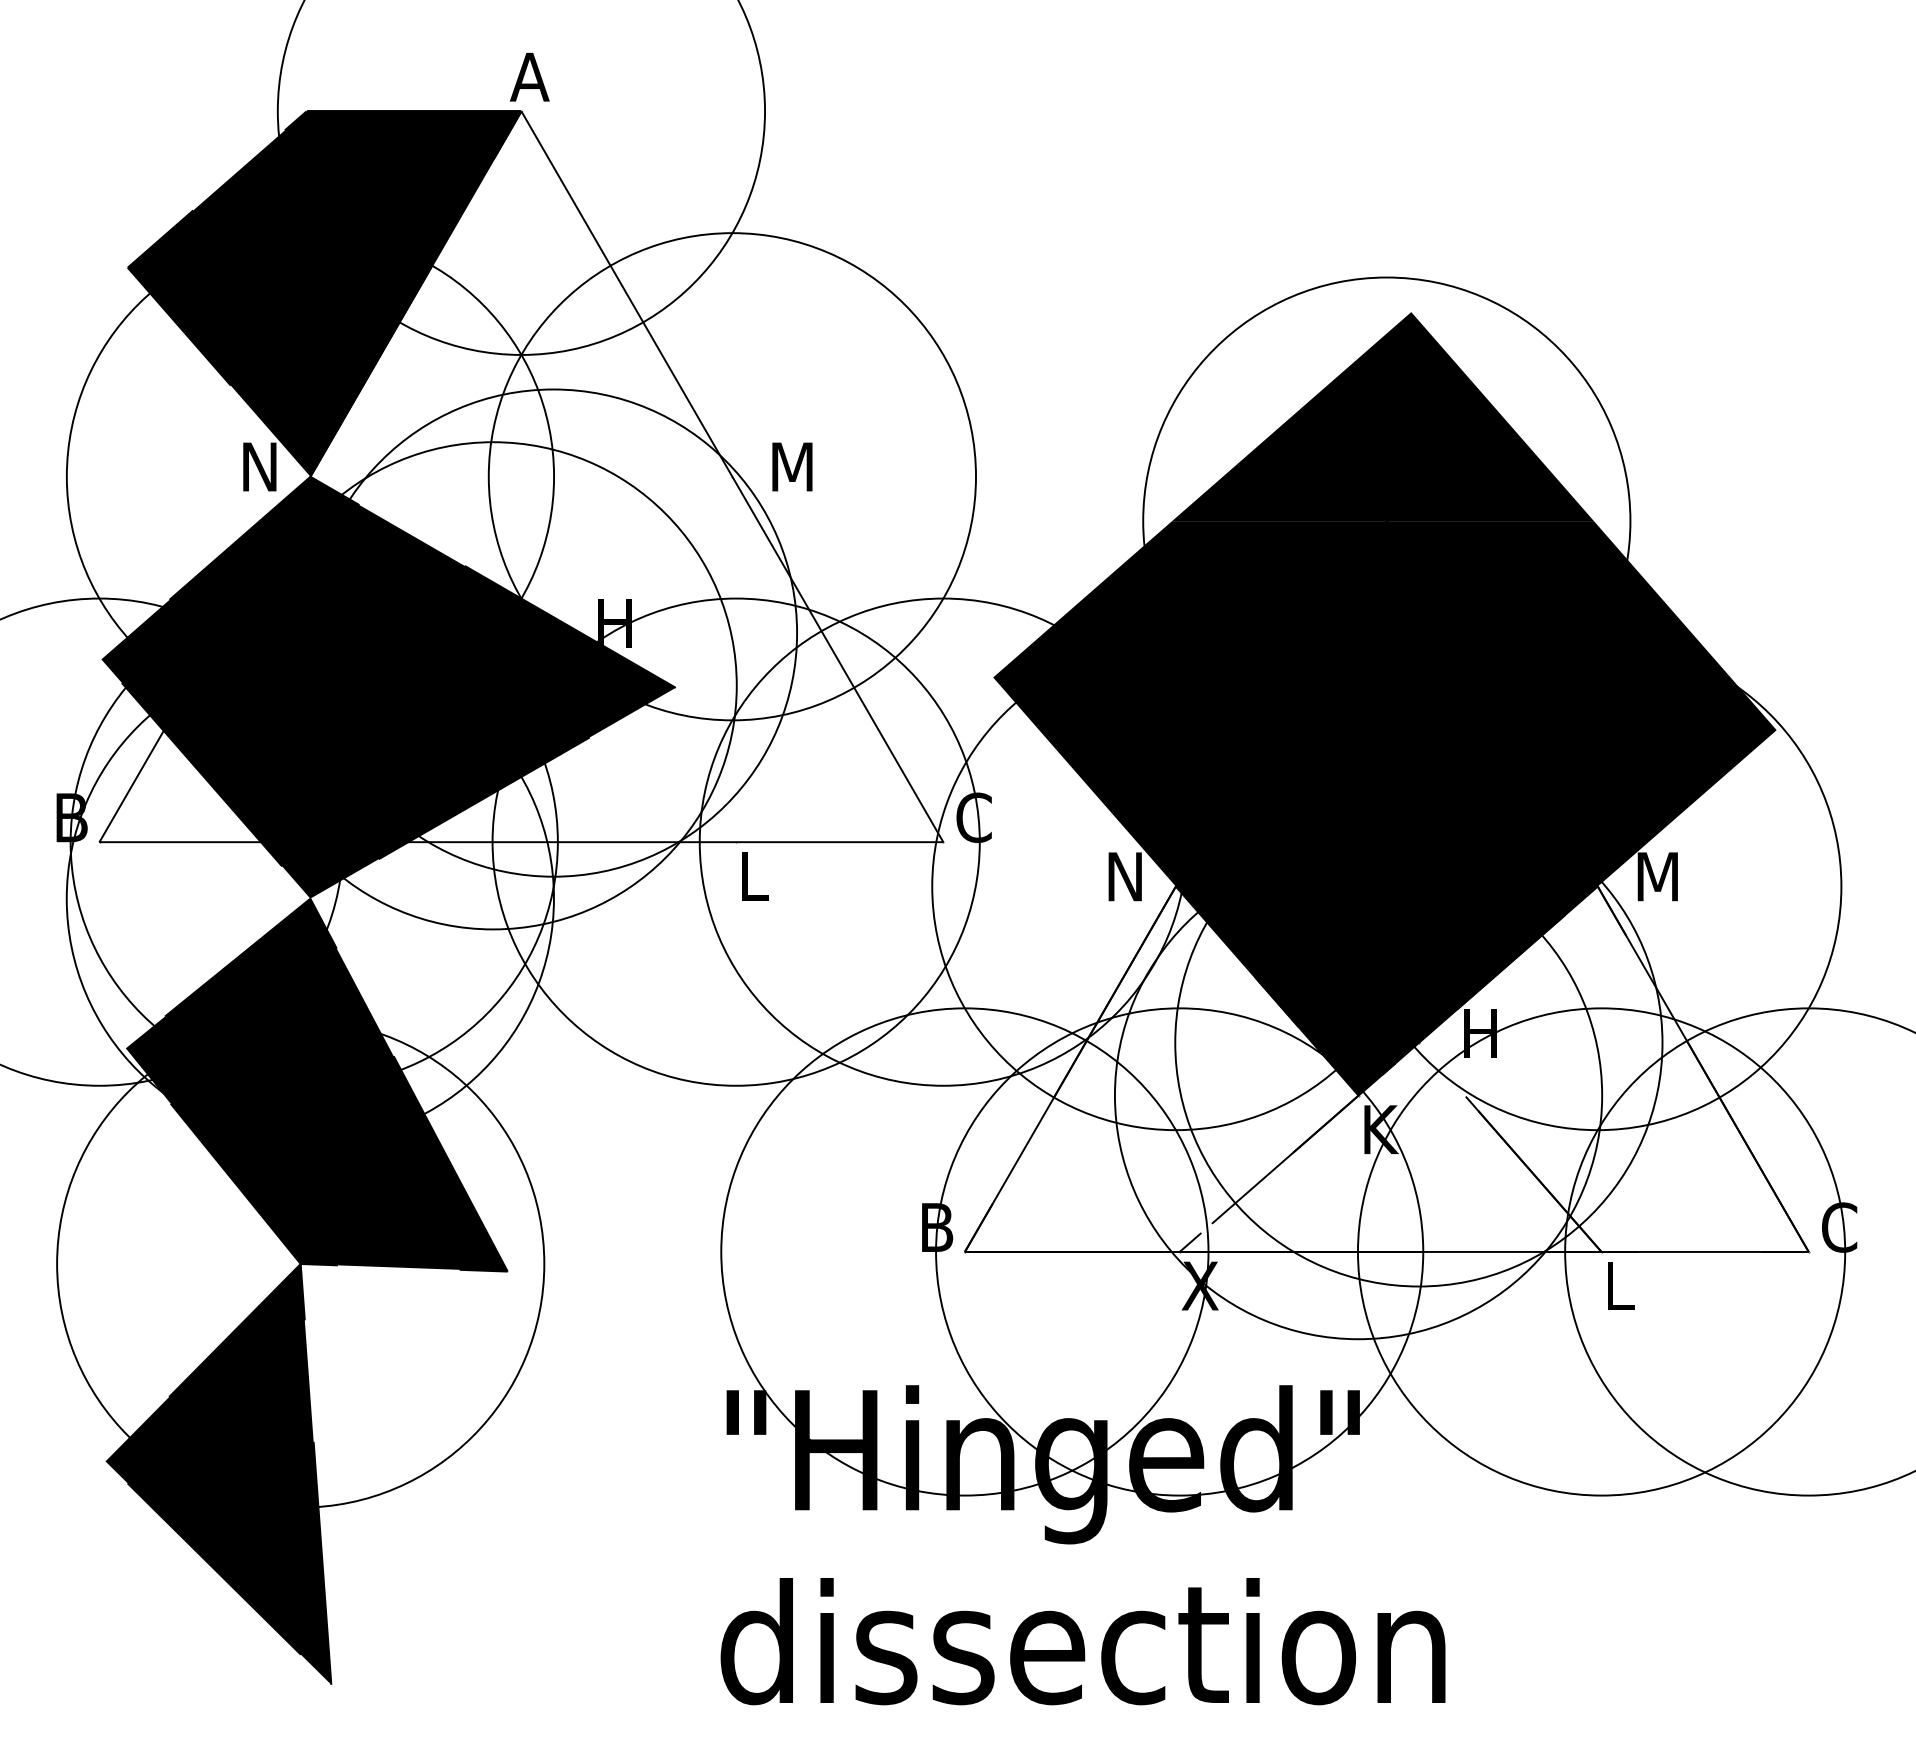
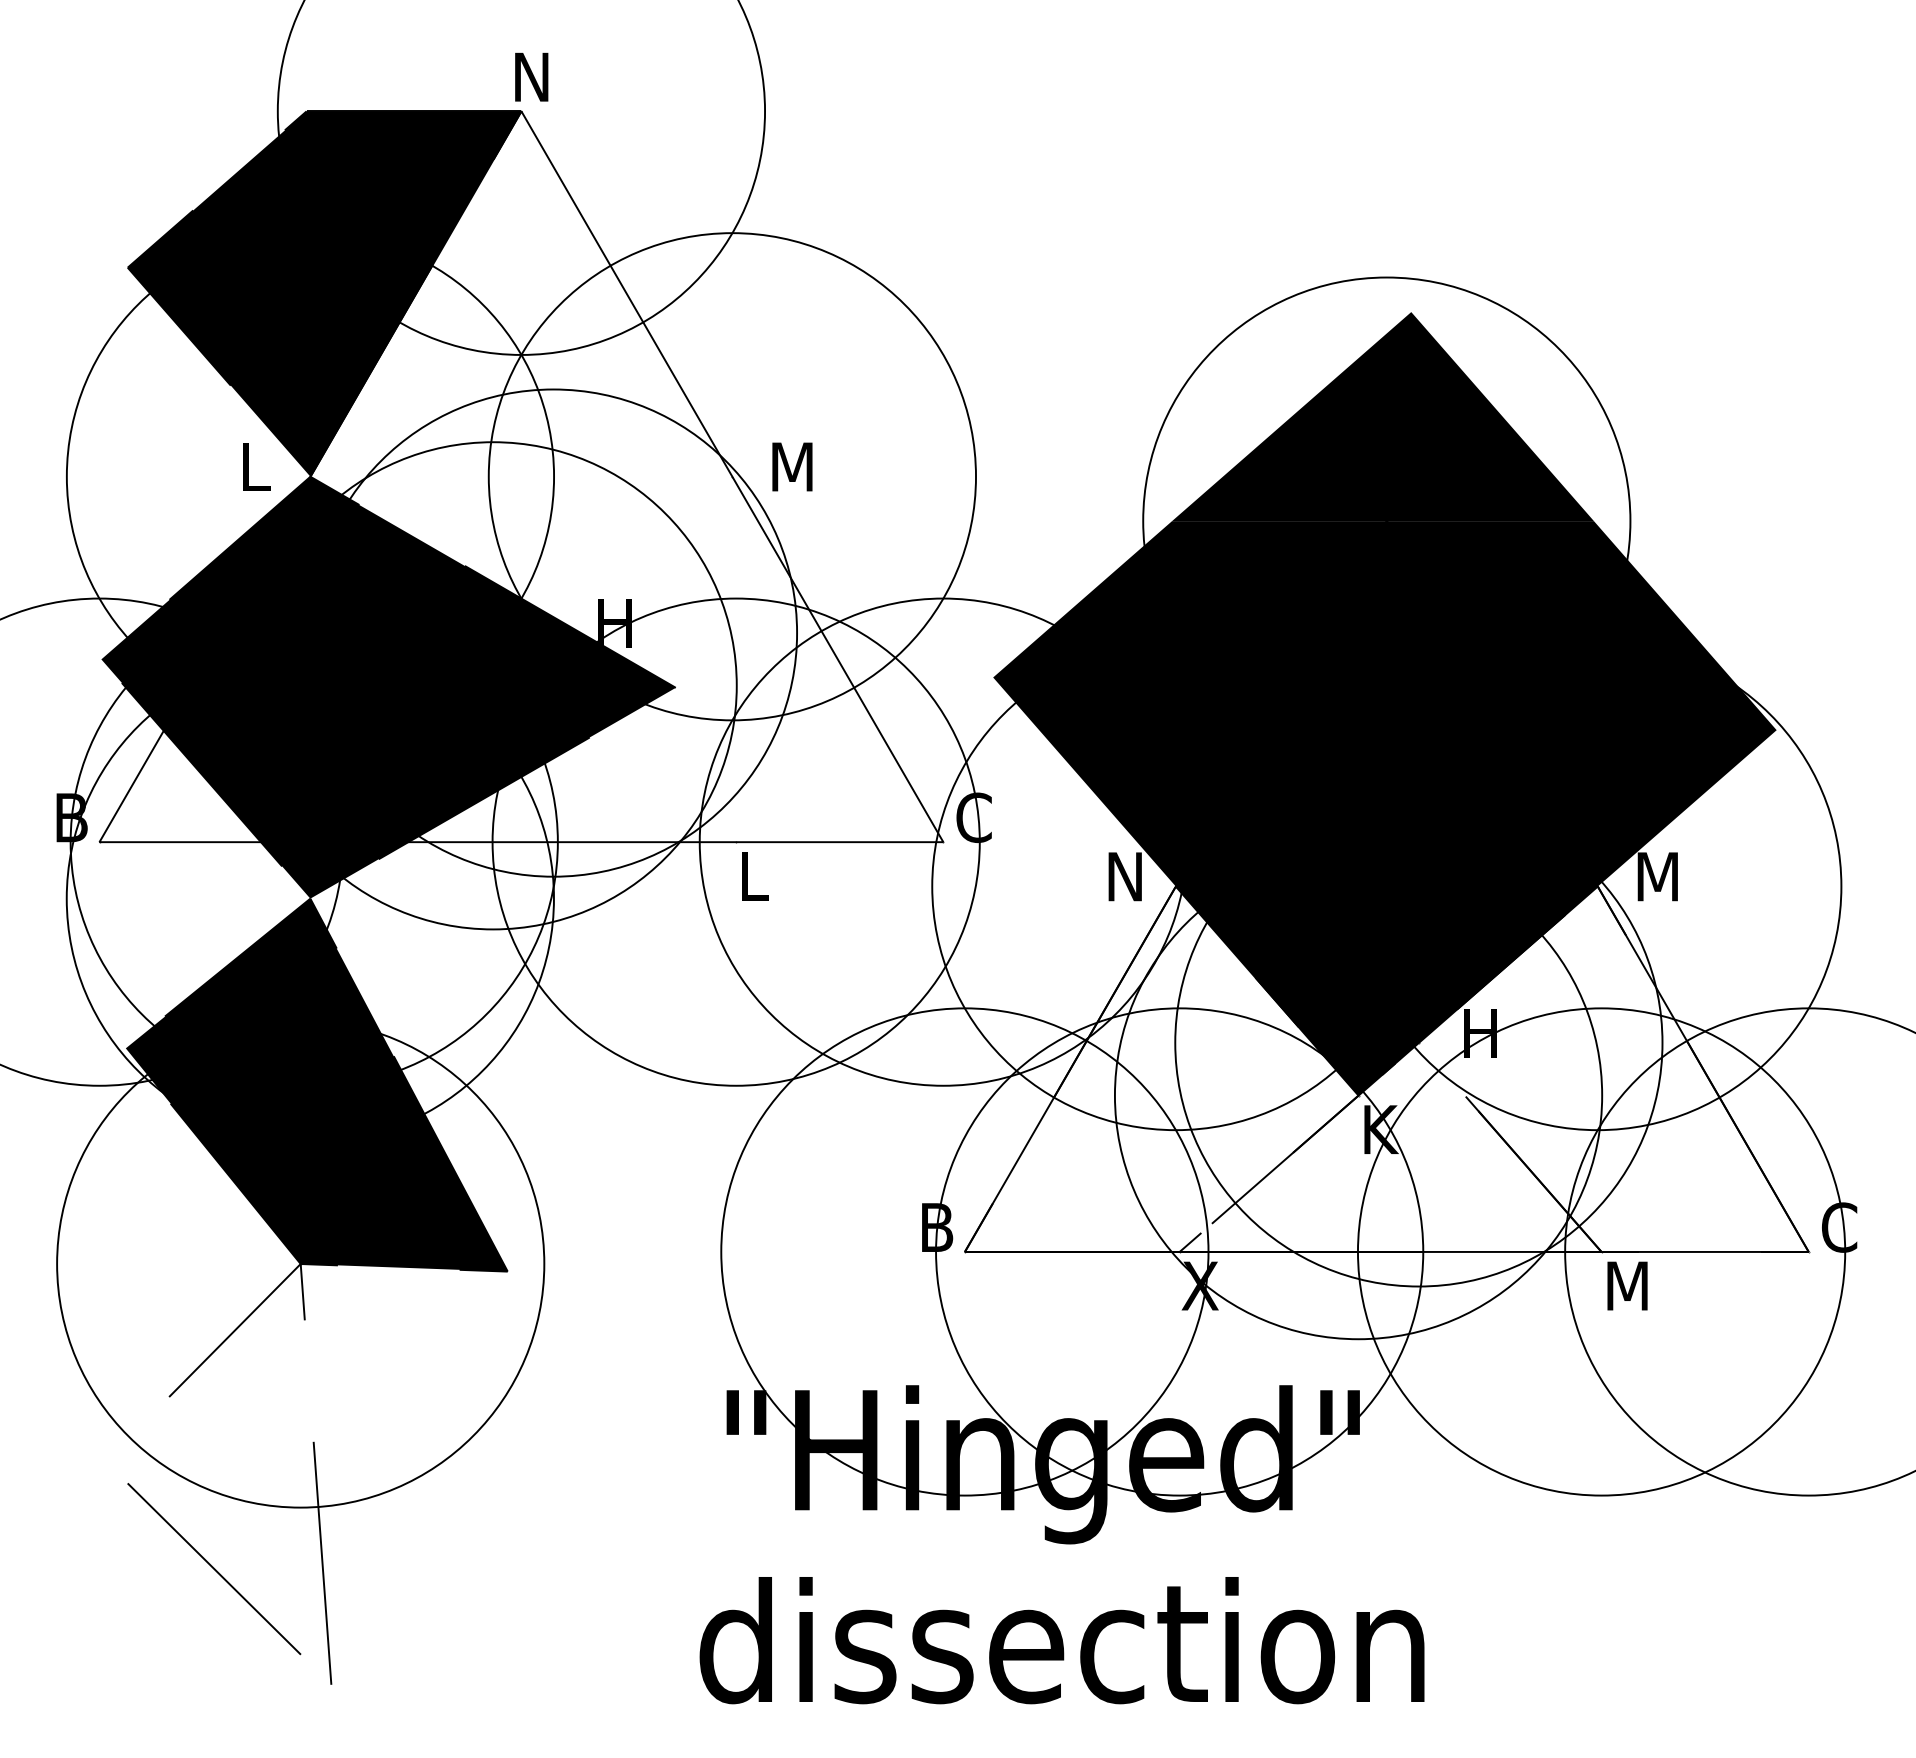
text: A -> N (529, 76)
text: N -> L (259, 466)
text: L -> M (1627, 1285)
fill: present -> none (218, 1474)
text position: (1082, 1641) -> (1061, 1640) (1061, 1640)
